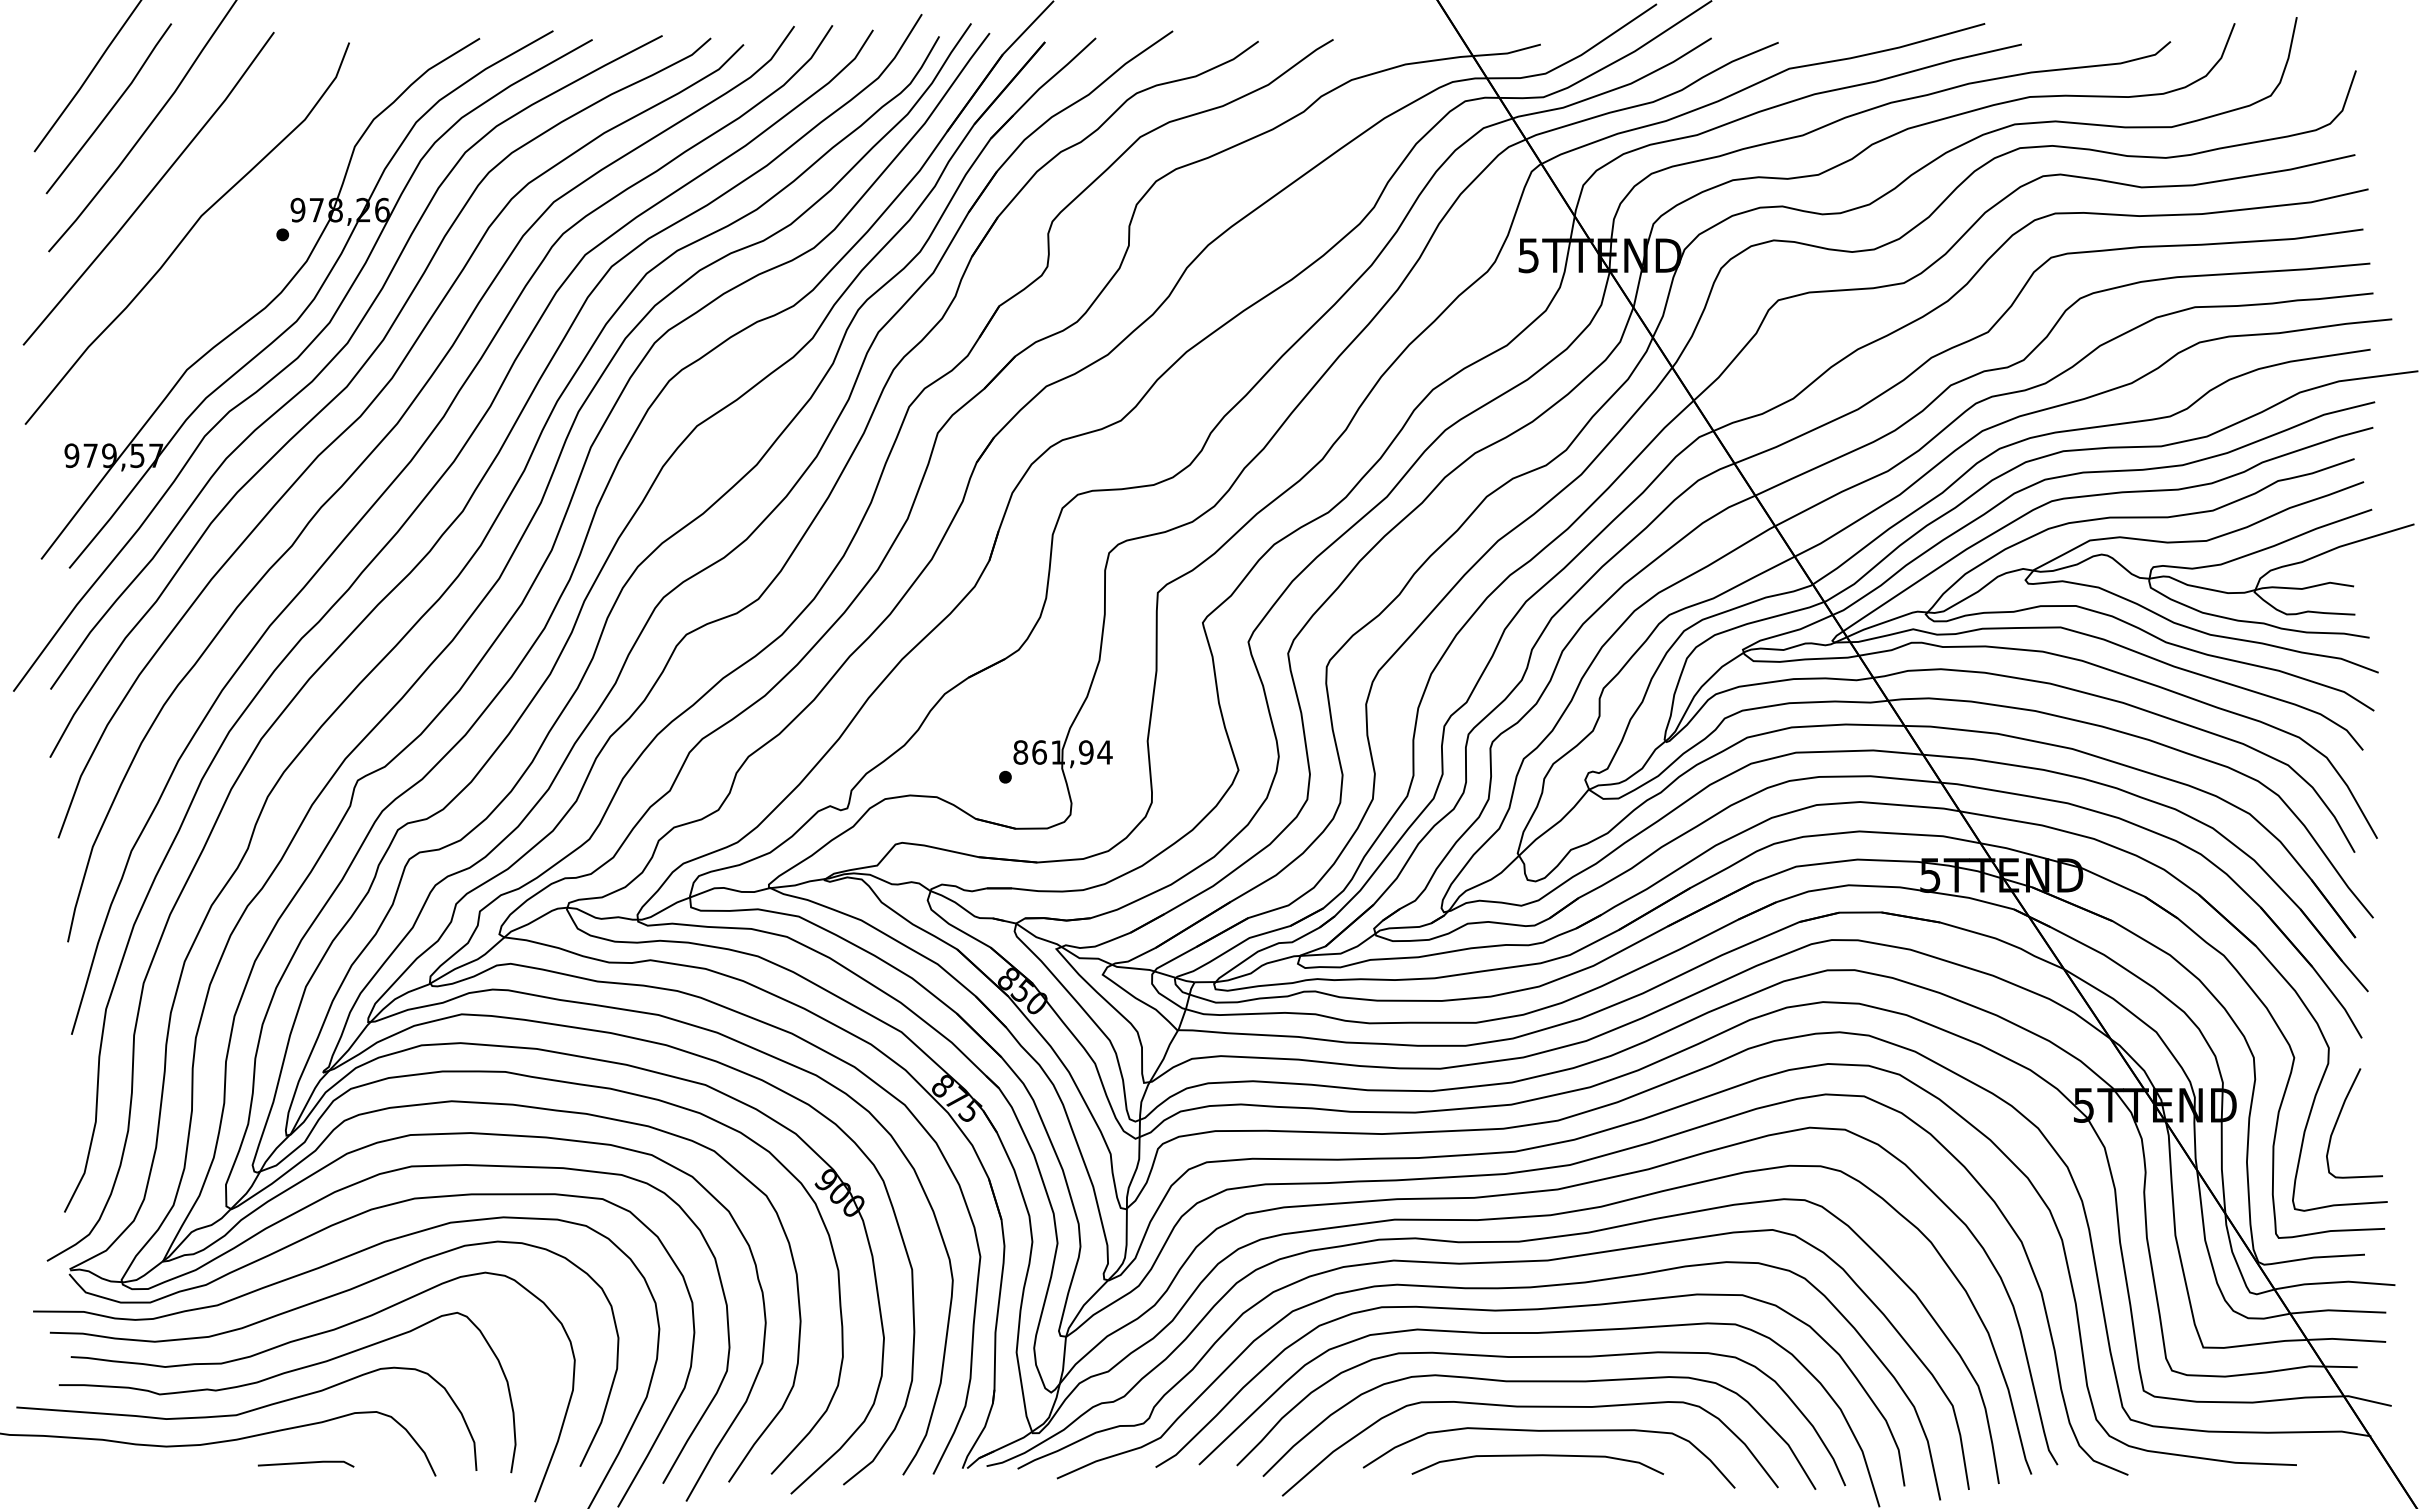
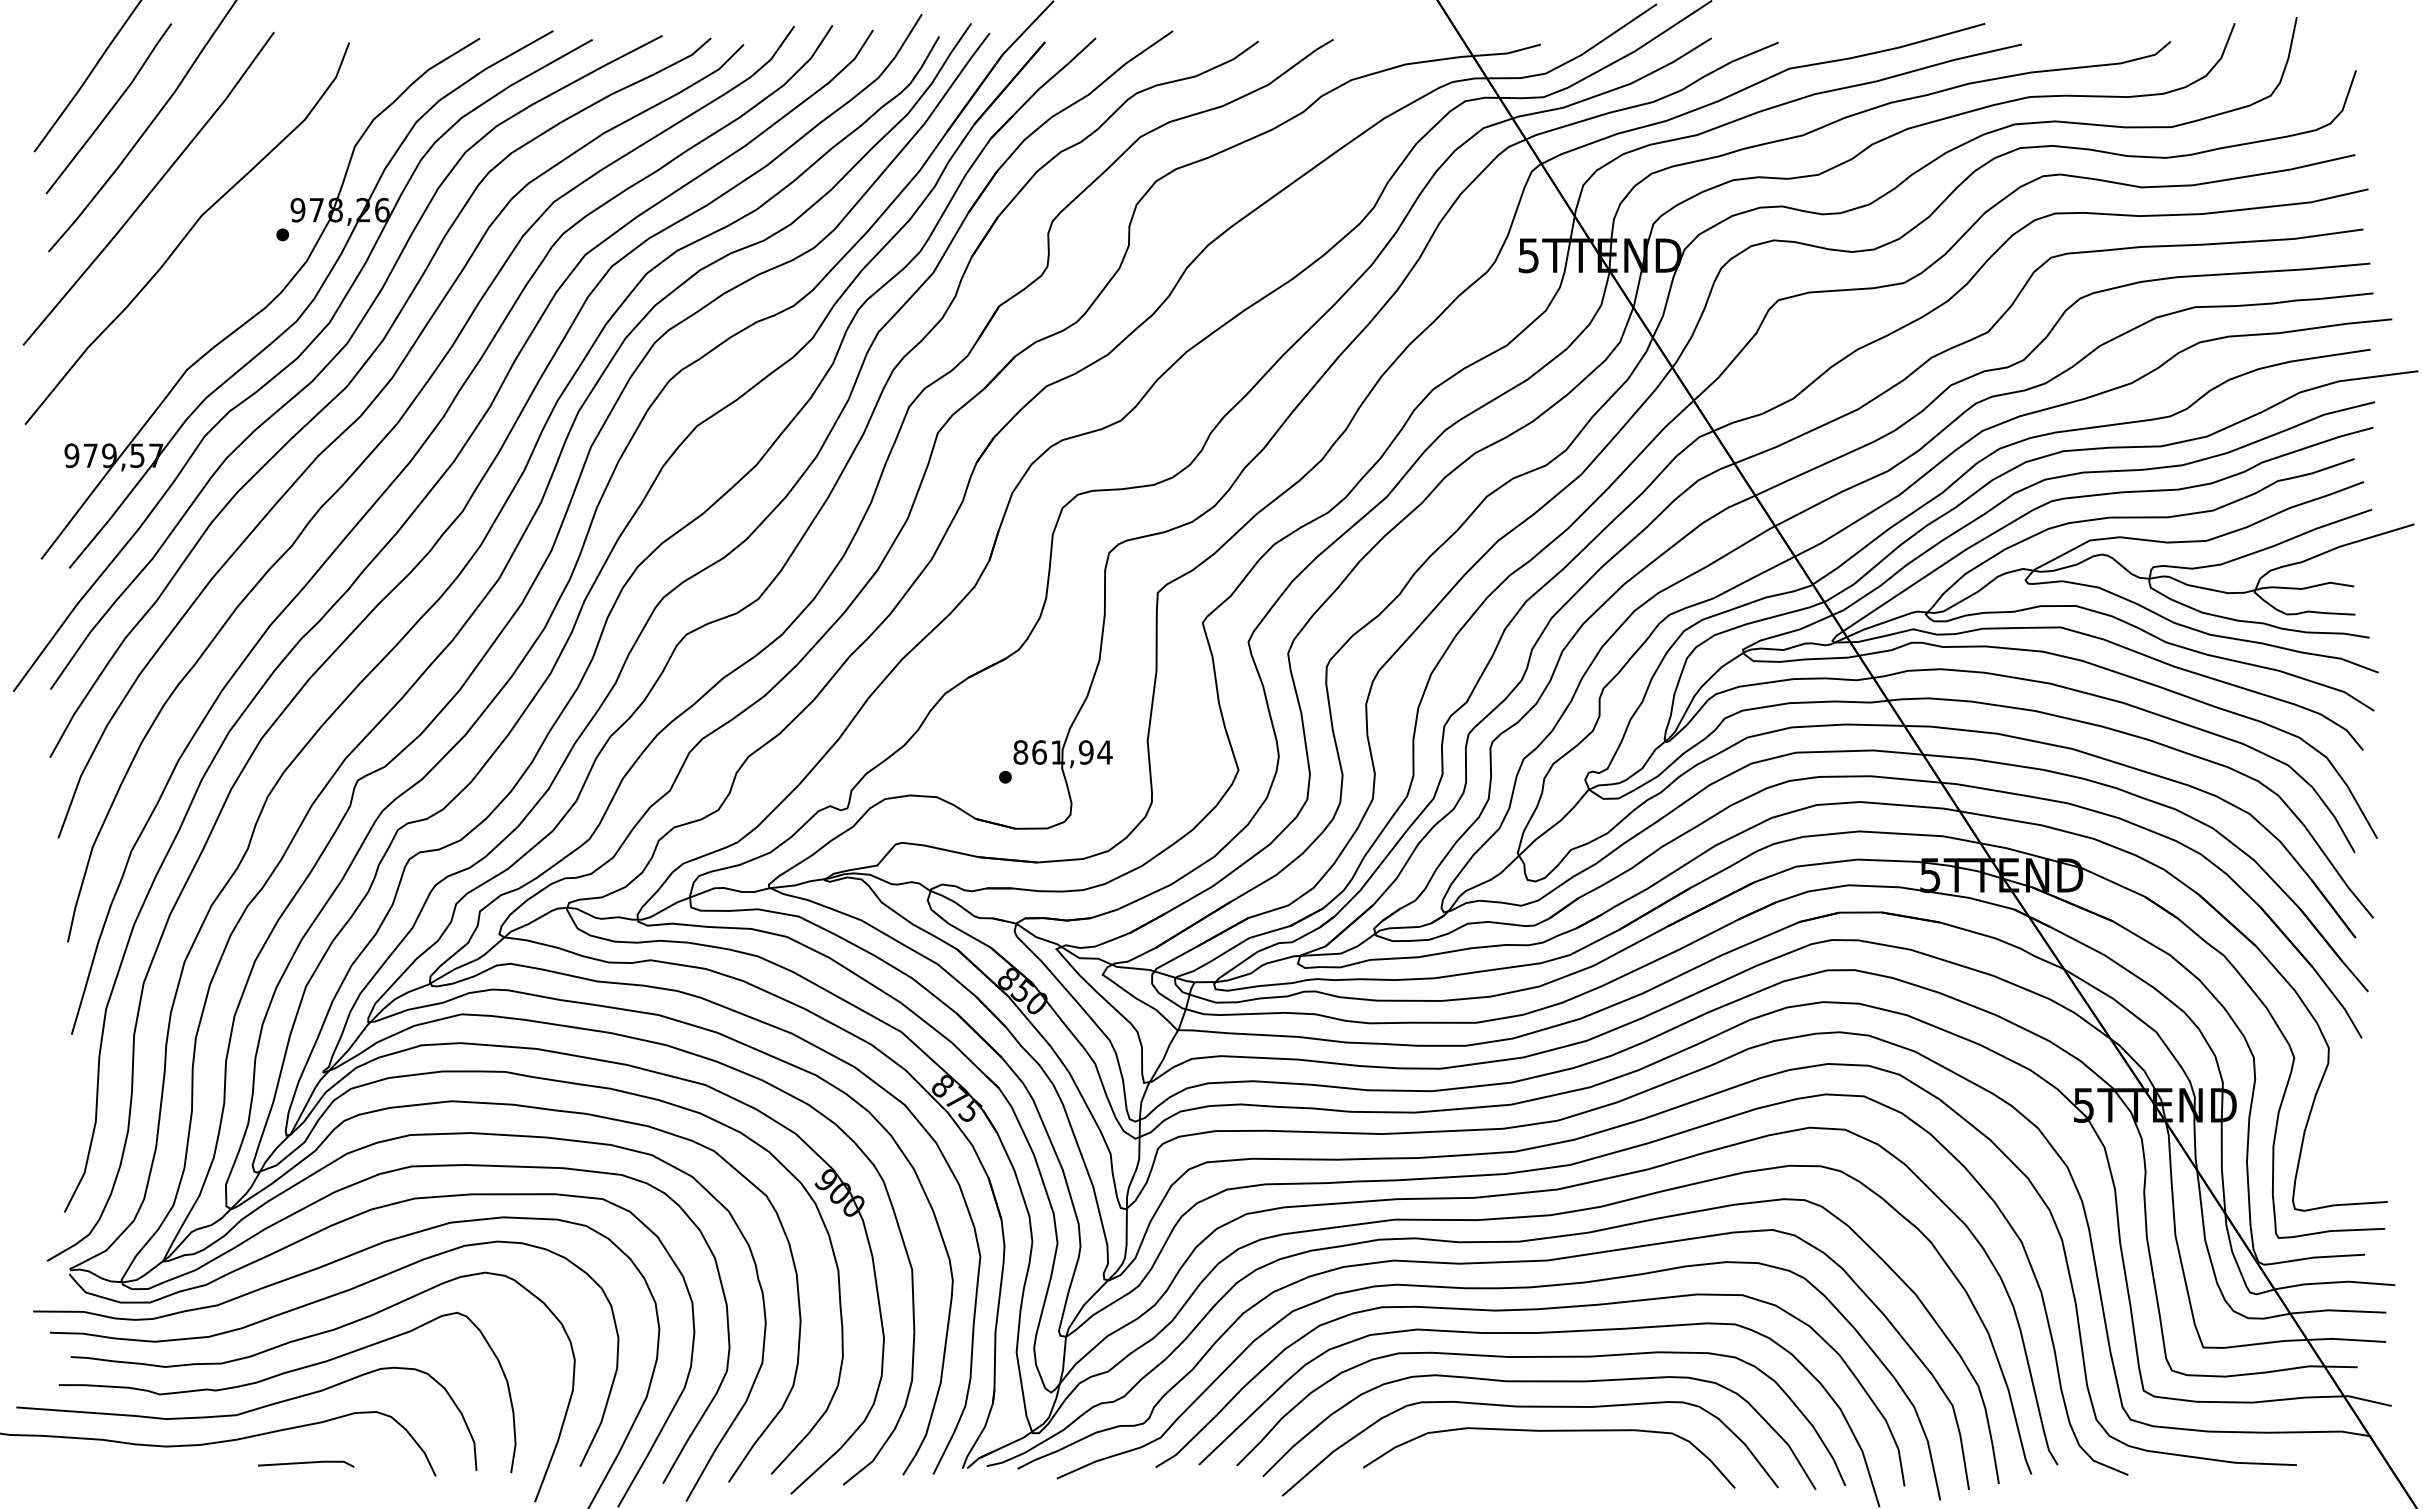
curve: present -> none (2340, 1115)
part: present -> none (1537, 1456)
